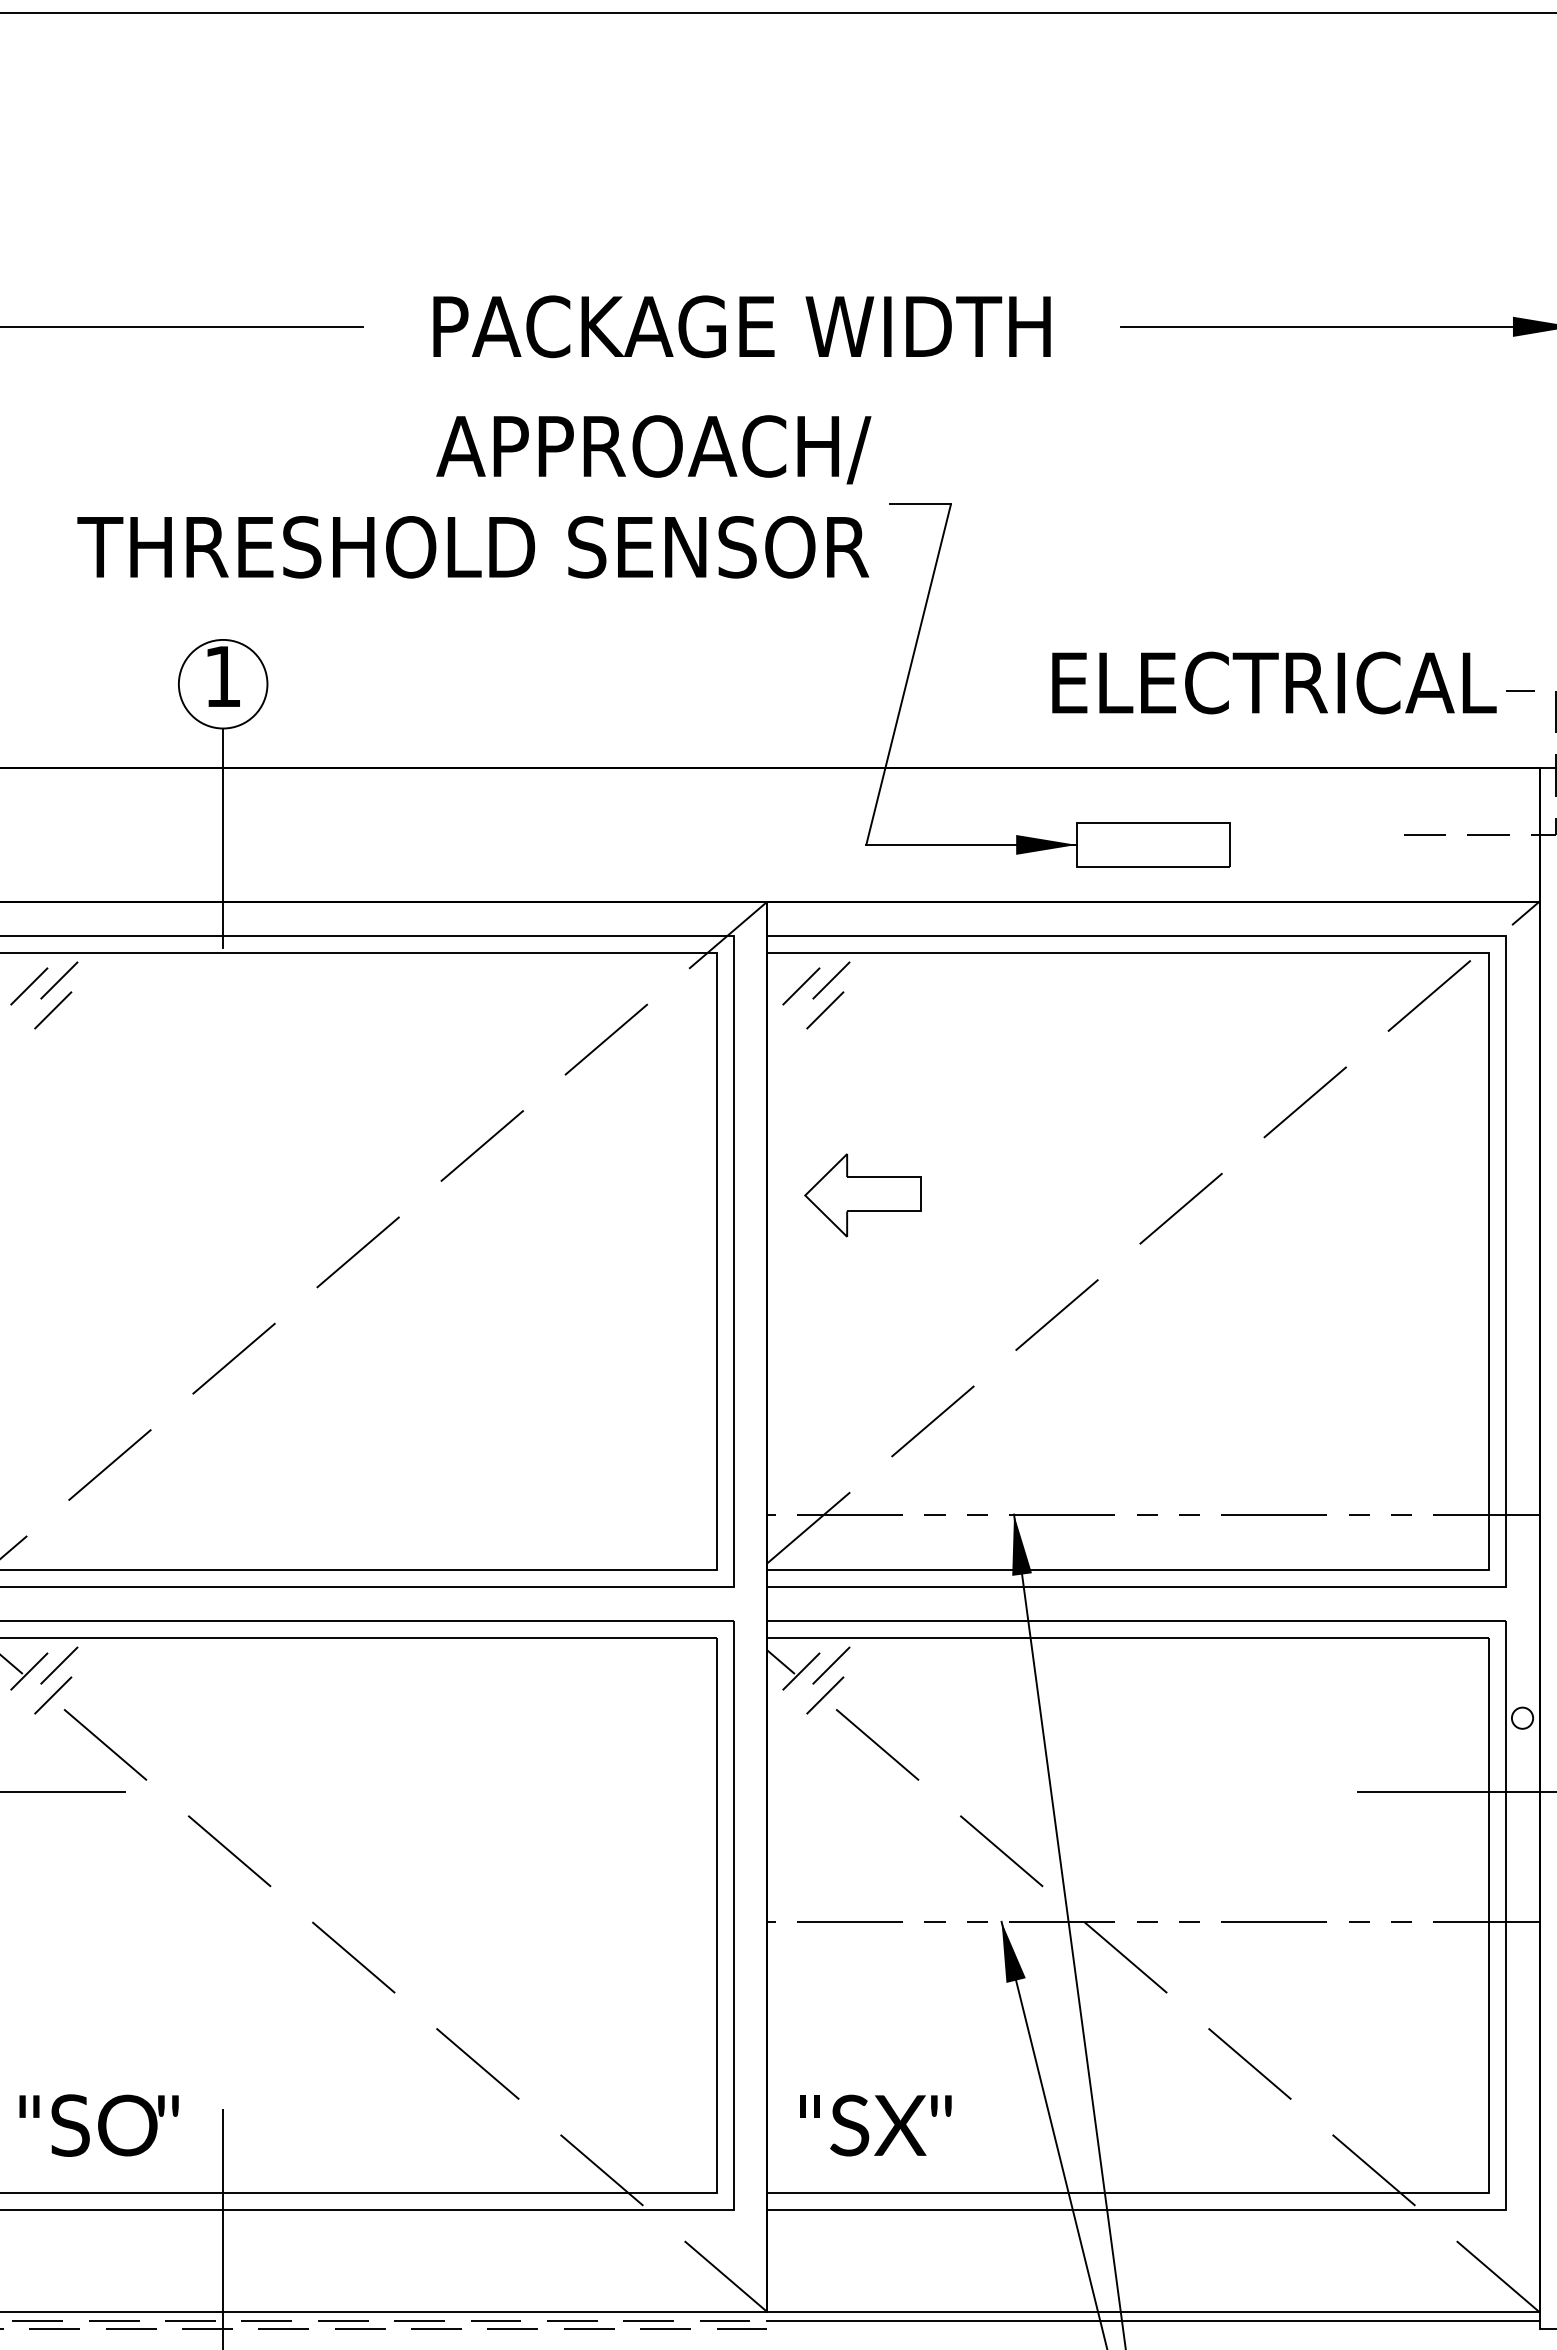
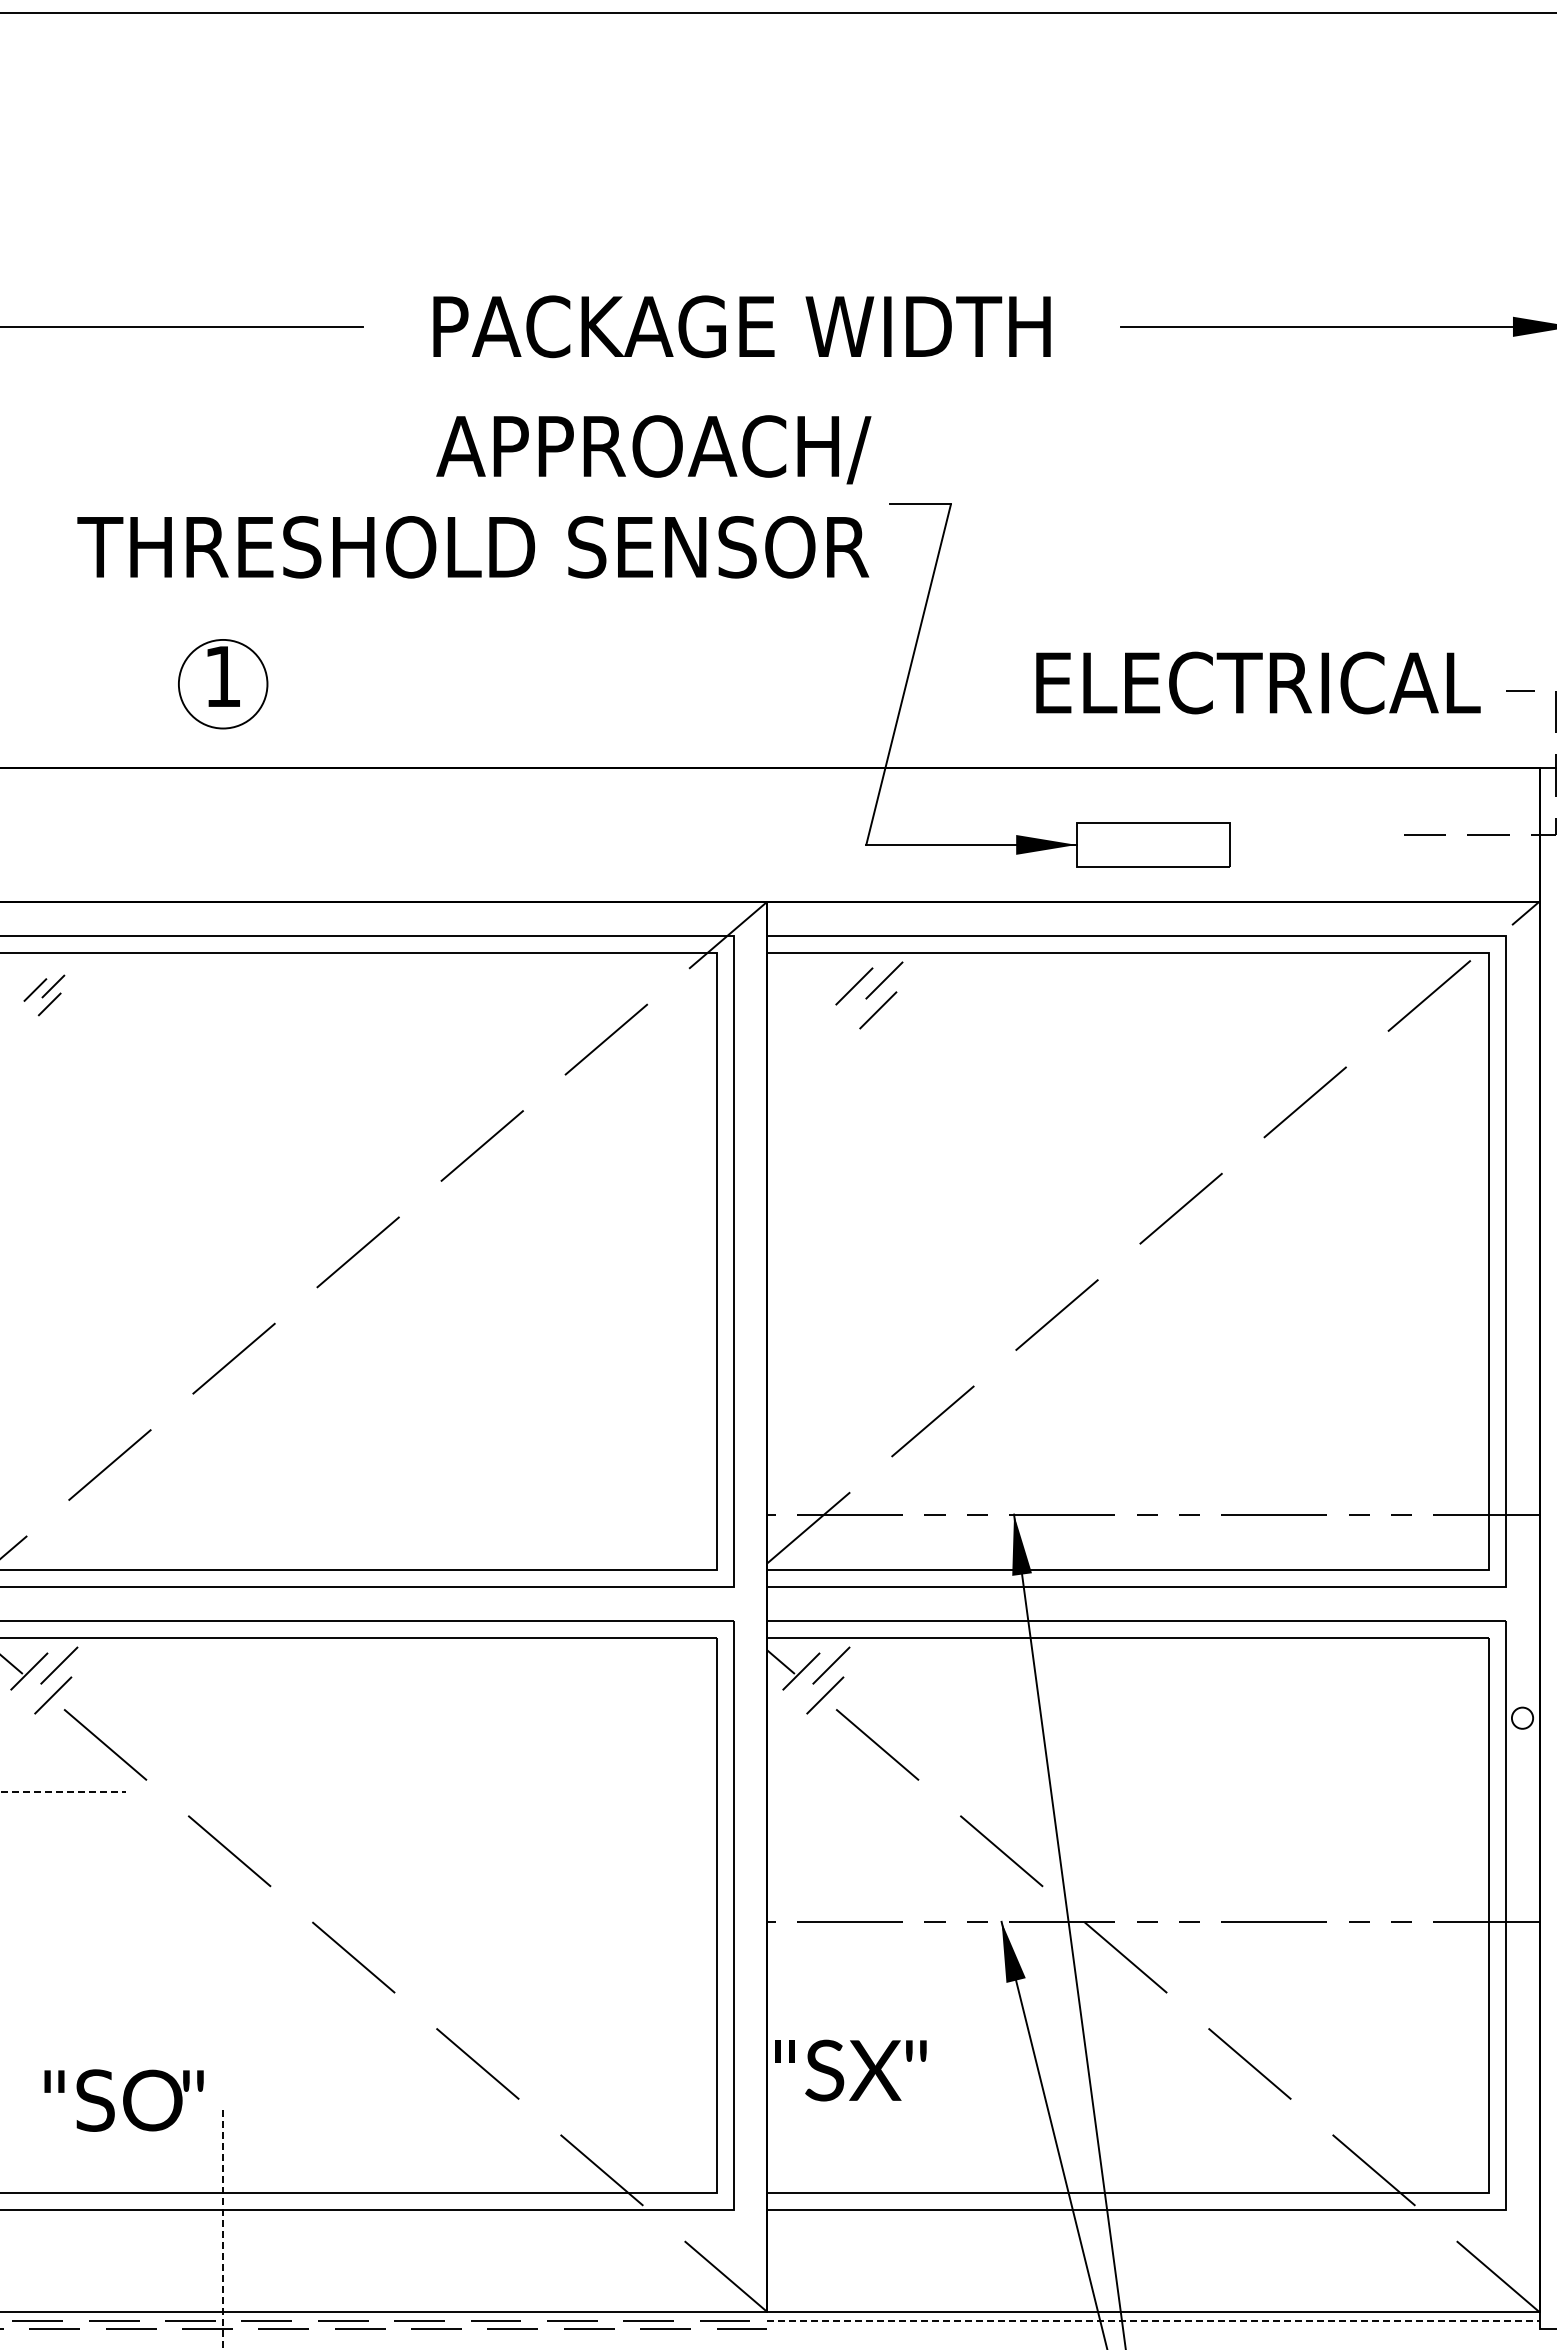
text position: (1274, 682) -> (1258, 682) (1258, 682)
line: present -> none (223, 838)
part size: 69x69 px -> 43x43 px (44, 995)
part position: (816, 995) -> (869, 995) (869, 995)
part: present -> none (862, 1195)
line: solid -> dashed (63, 1792)
line: present -> none (1455, 1792)
text position: (98, 2125) -> (123, 2100) (123, 2100)
text position: (875, 2125) -> (850, 2070) (850, 2070)
line: solid -> dashed (223, 2229)
line: solid -> dashed (1153, 2320)
